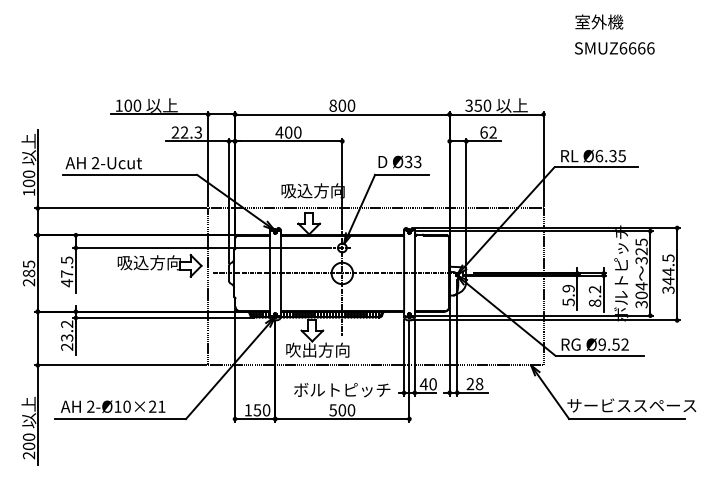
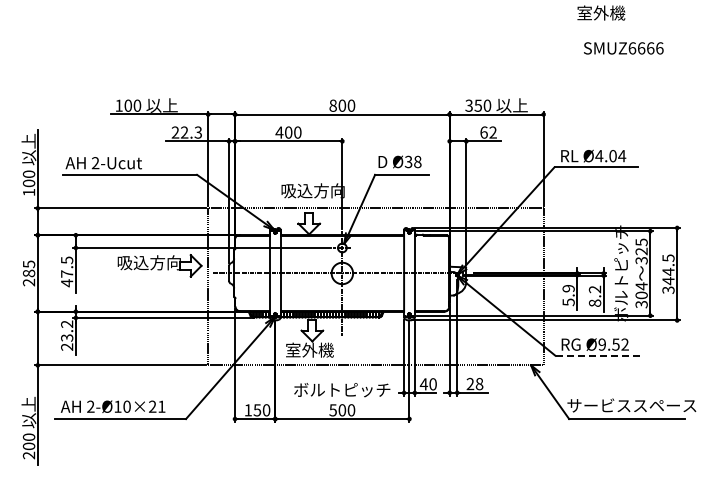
text position: (599, 21) -> (601, 12) (601, 12)
text position: (614, 48) -> (623, 48) (623, 48)
text: Ø6.35 -> Ø4.04 (610, 156)
text: Ø33 -> Ø38 (417, 162)
text: 吹出方向 -> 室外機 (317, 349)
line: solid -> dashed (600, 355)
